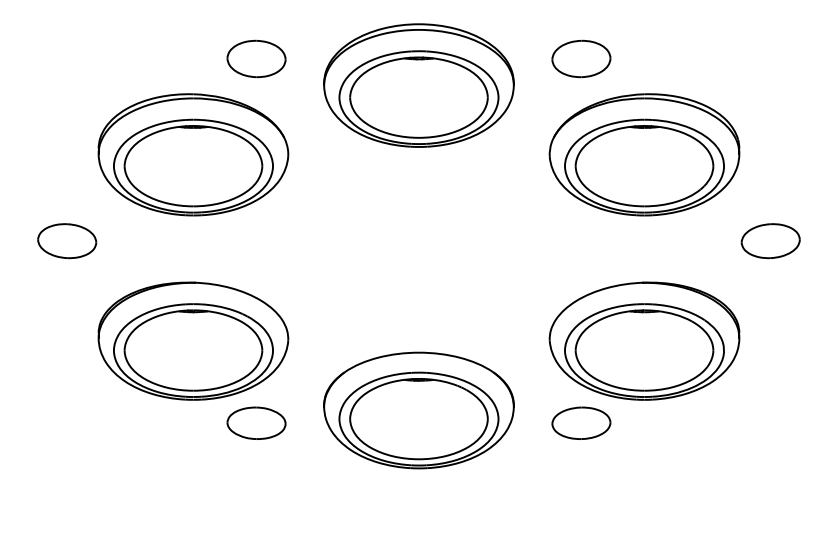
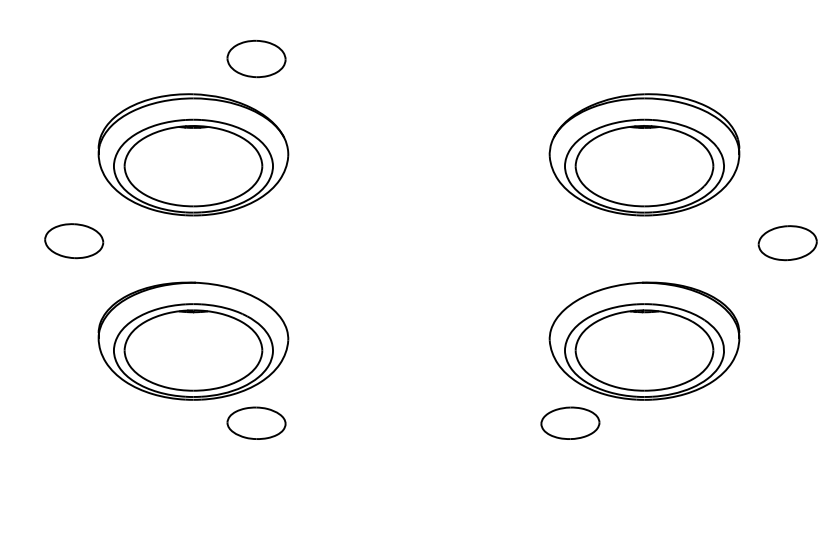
part: present -> none (581, 58)
part: present -> none (418, 85)
part position: (67, 241) -> (74, 241) (74, 241)
part position: (770, 241) -> (787, 243) (787, 243)
part: present -> none (418, 410)
part position: (581, 422) -> (570, 422) (570, 422)
